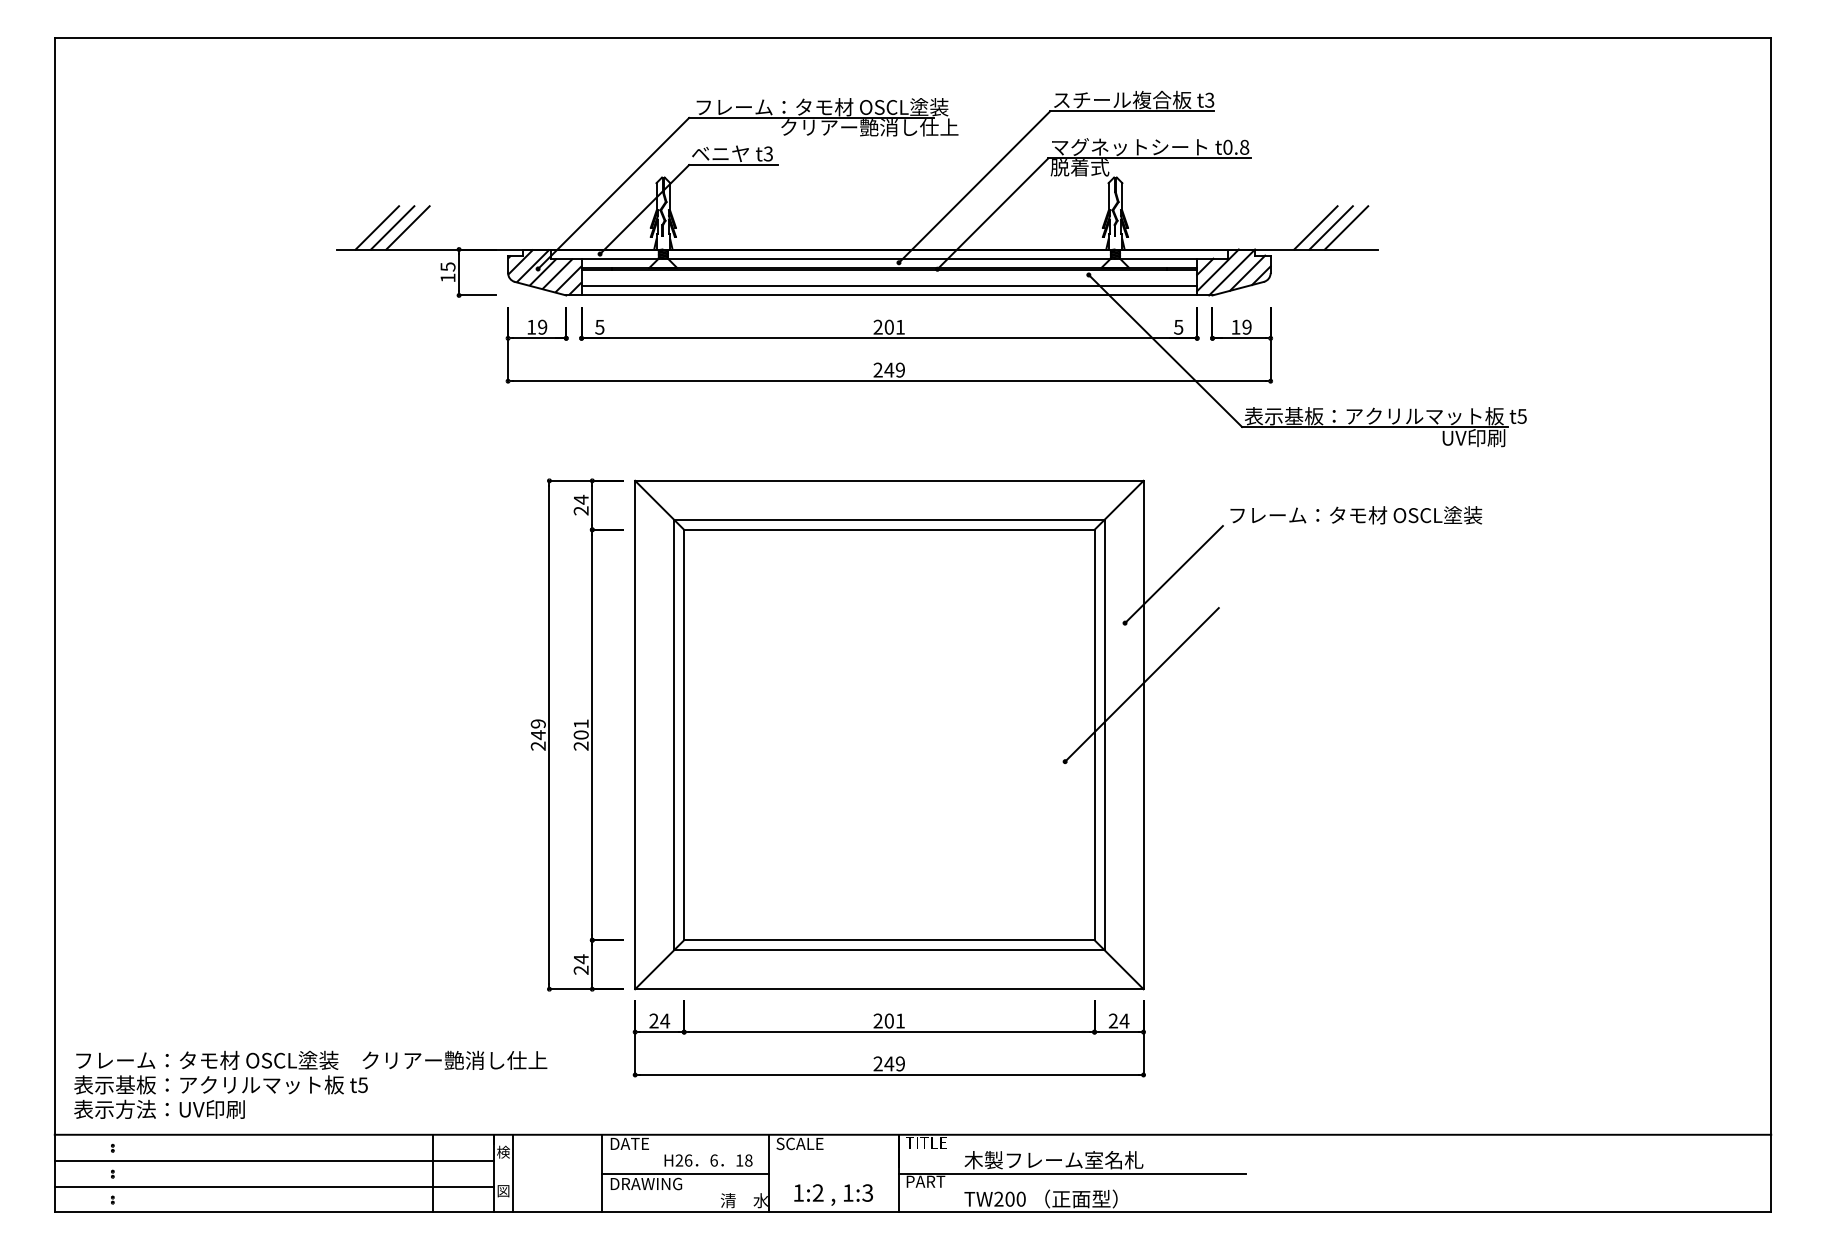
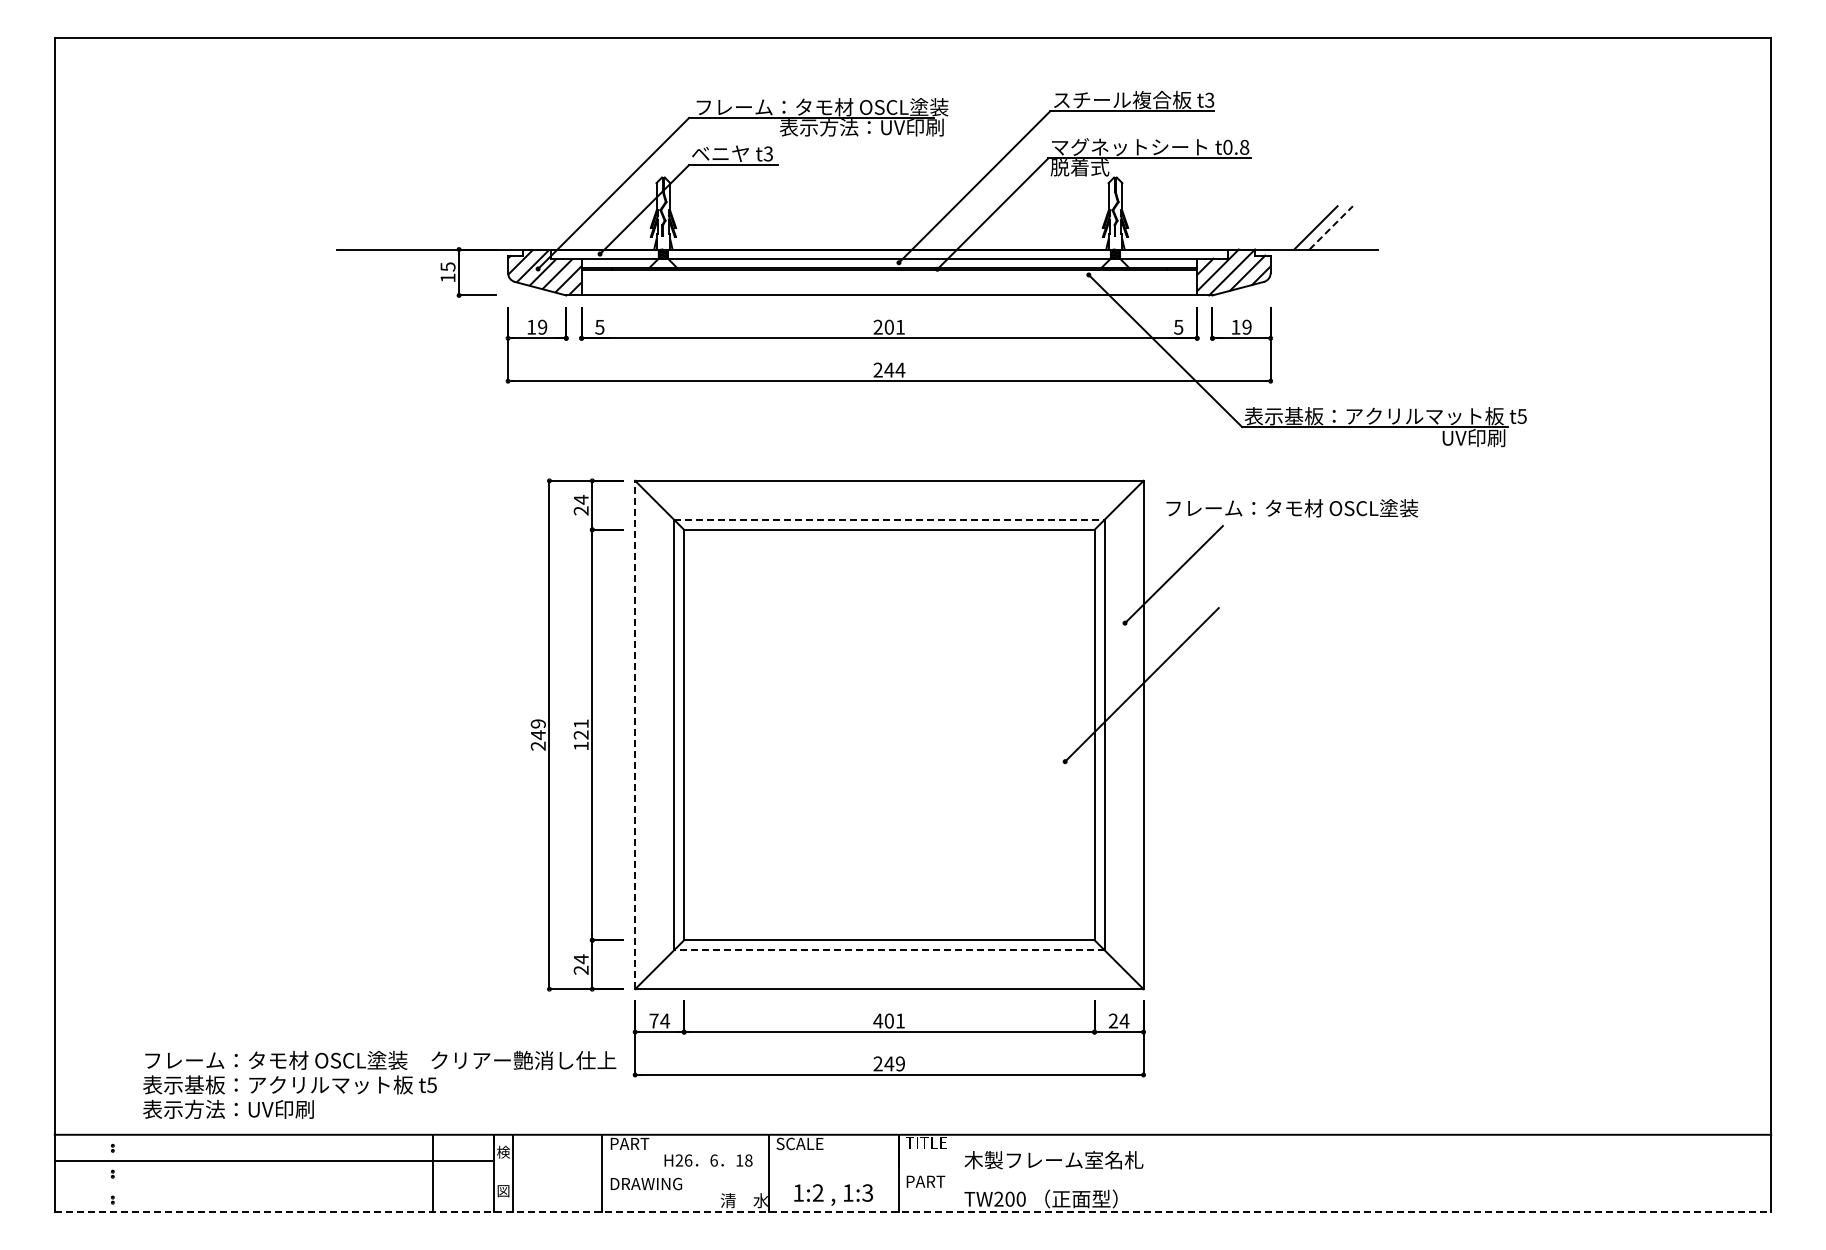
text: クリアー艶消し仕上 -> 表示方法：UV印刷 (868, 127)
line: present -> none (377, 227)
line: present -> none (392, 227)
line: present -> none (407, 227)
line: solid -> dashed (1331, 227)
line: present -> none (1346, 227)
line: present -> none (889, 285)
text: 249 -> 244 (900, 369)
text position: (1356, 515) -> (1292, 508) (1292, 508)
line: solid -> dashed (889, 519)
line: solid -> dashed (635, 734)
text: 201 -> 121 (580, 740)
line: solid -> dashed (888, 950)
text: 24 -> 74 (653, 1020)
text: 201 -> 401 (878, 1020)
text position: (310, 1084) -> (379, 1084) (379, 1084)
text: DATE -> PART (630, 1143)
line: present -> none (684, 1173)
line: present -> none (1072, 1173)
line: present -> none (274, 1186)
line: solid -> dashed (913, 1212)
